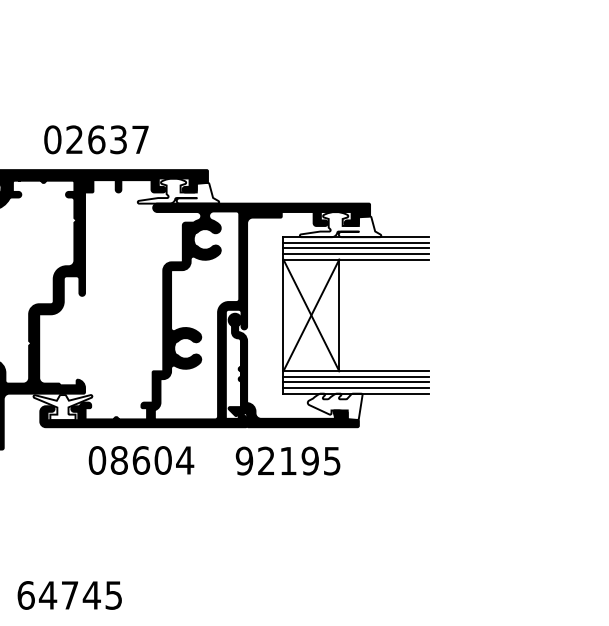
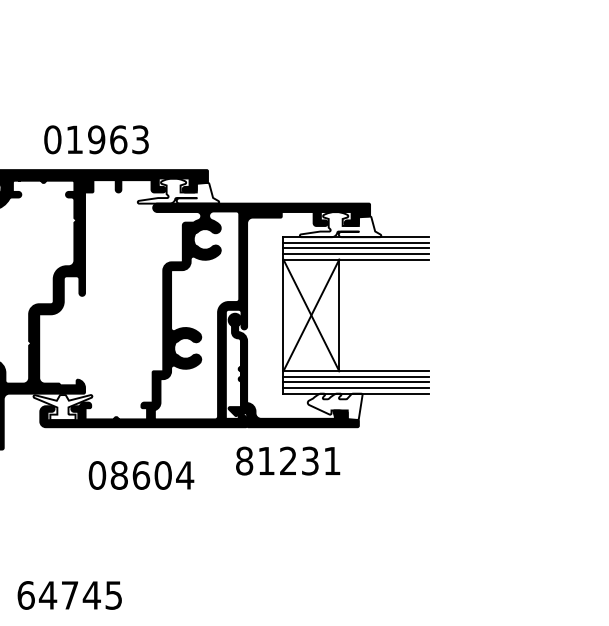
text: 02637 -> 01963 (107, 139)
text position: (141, 460) -> (141, 475) (141, 475)
text: 92195 -> 81231 (287, 460)
